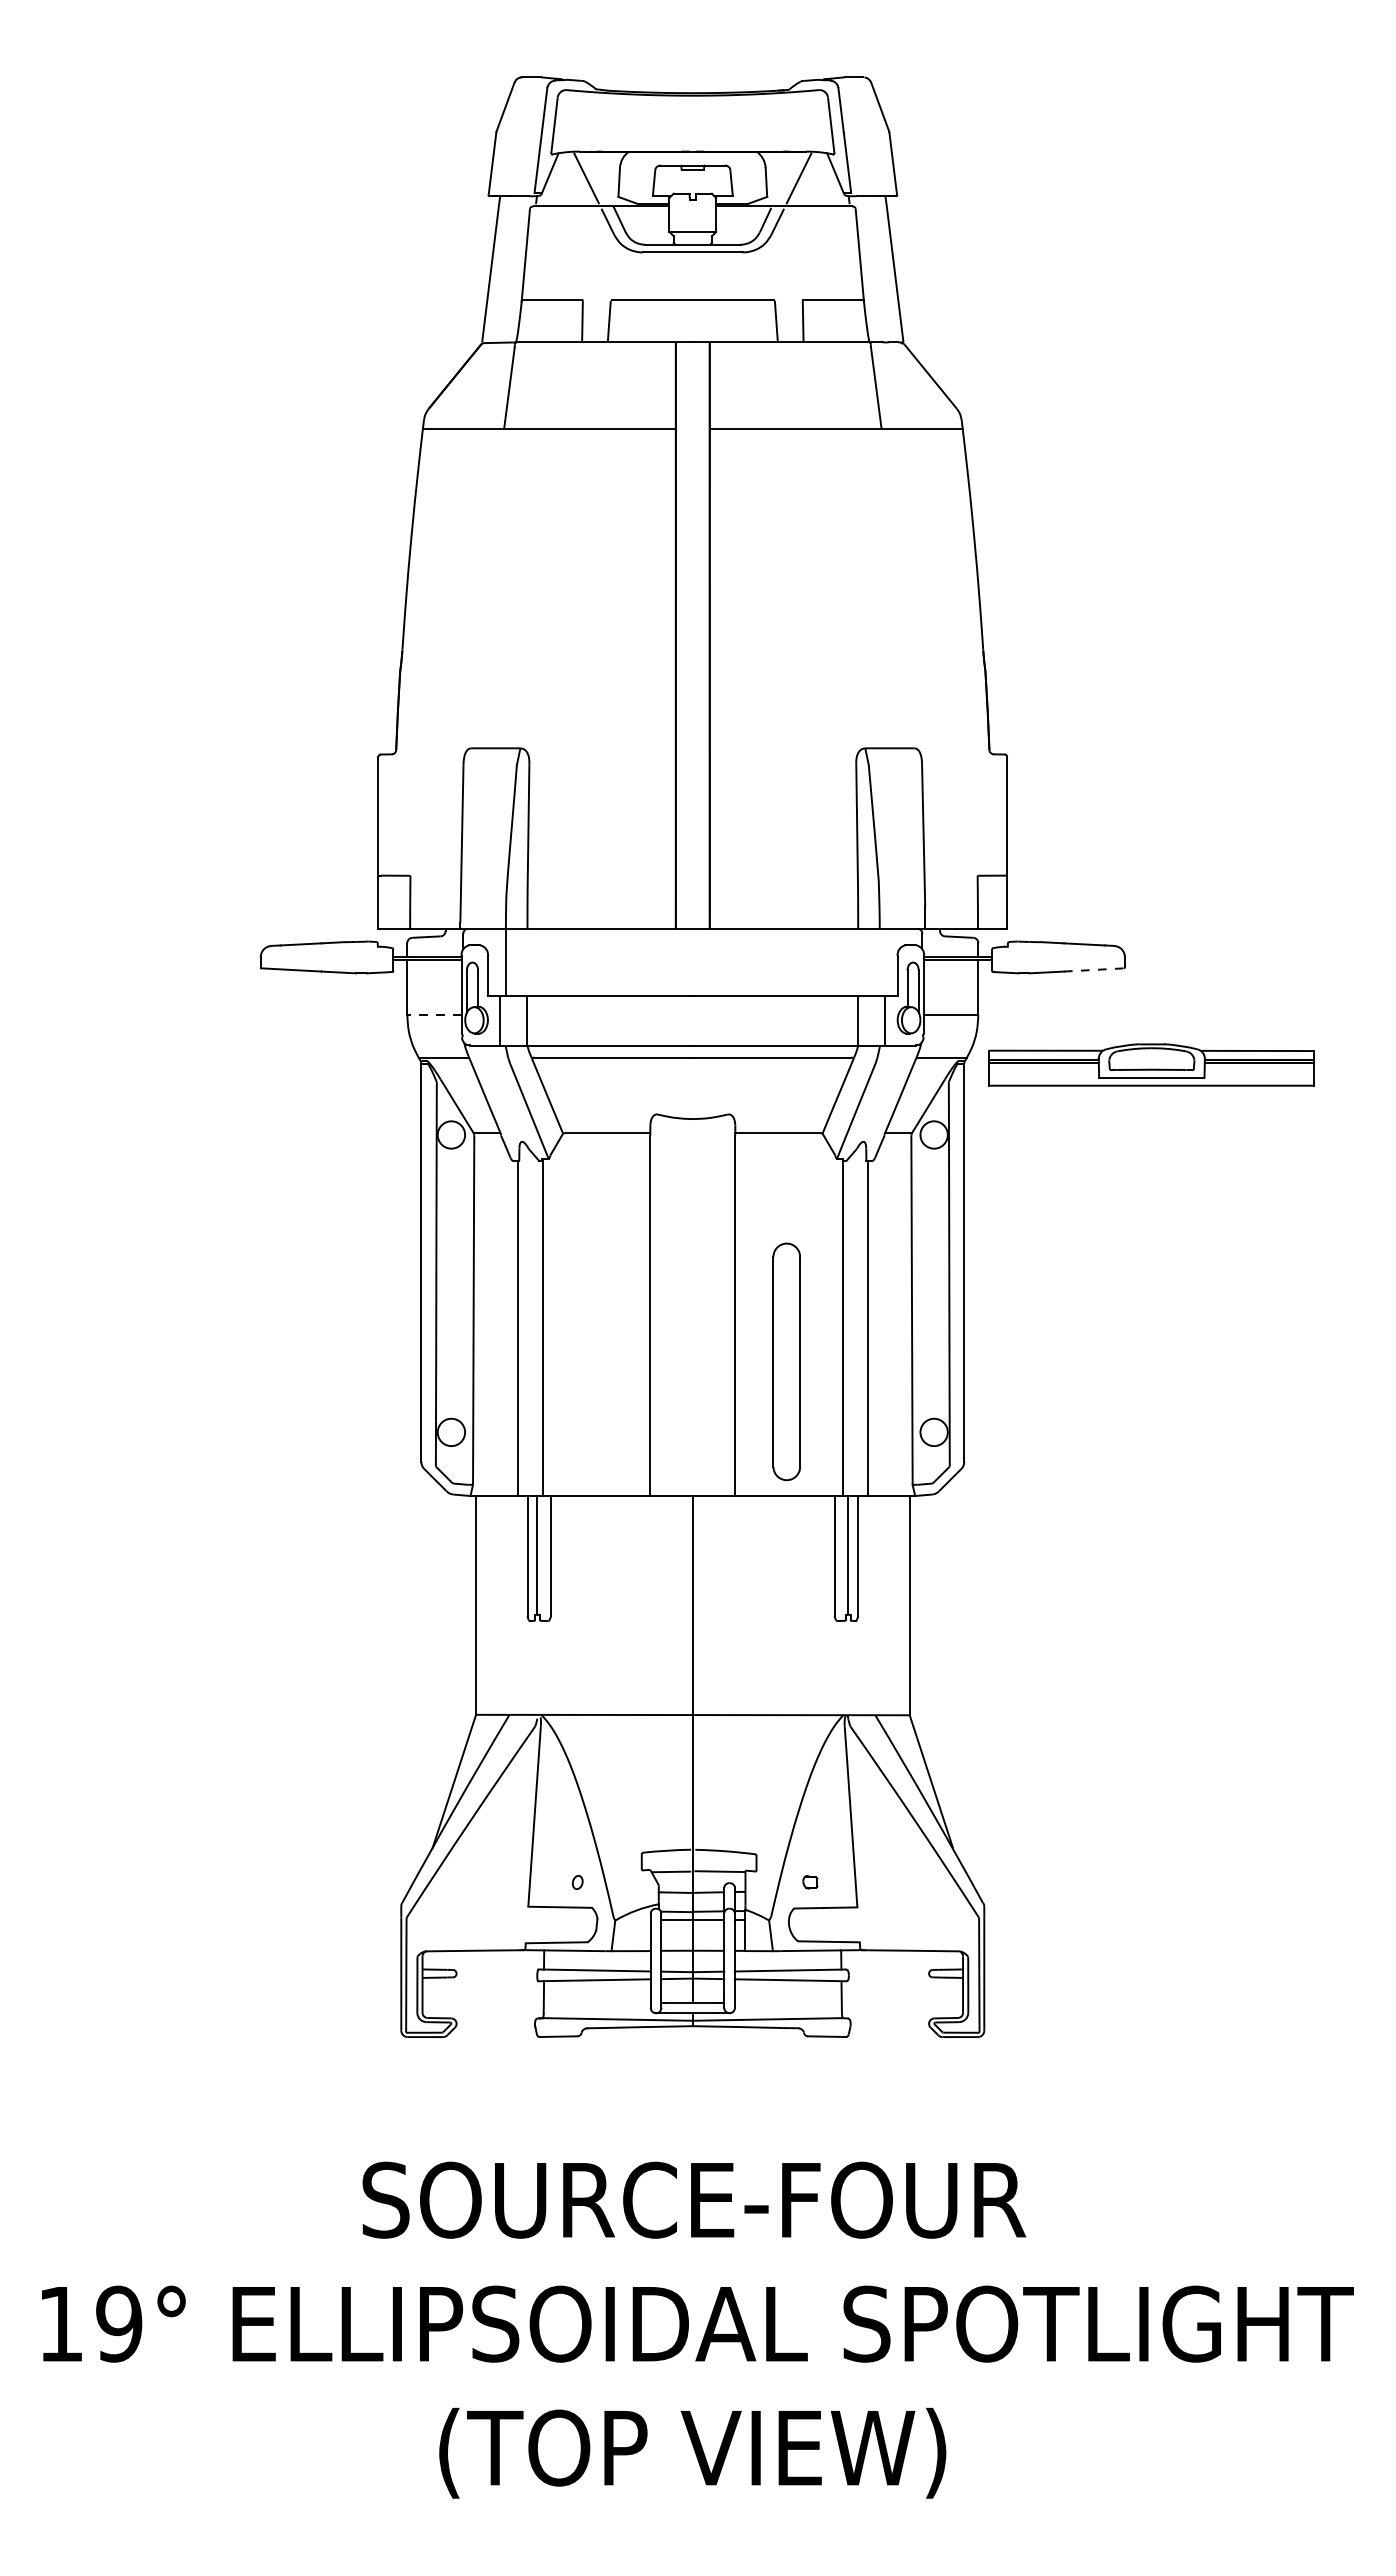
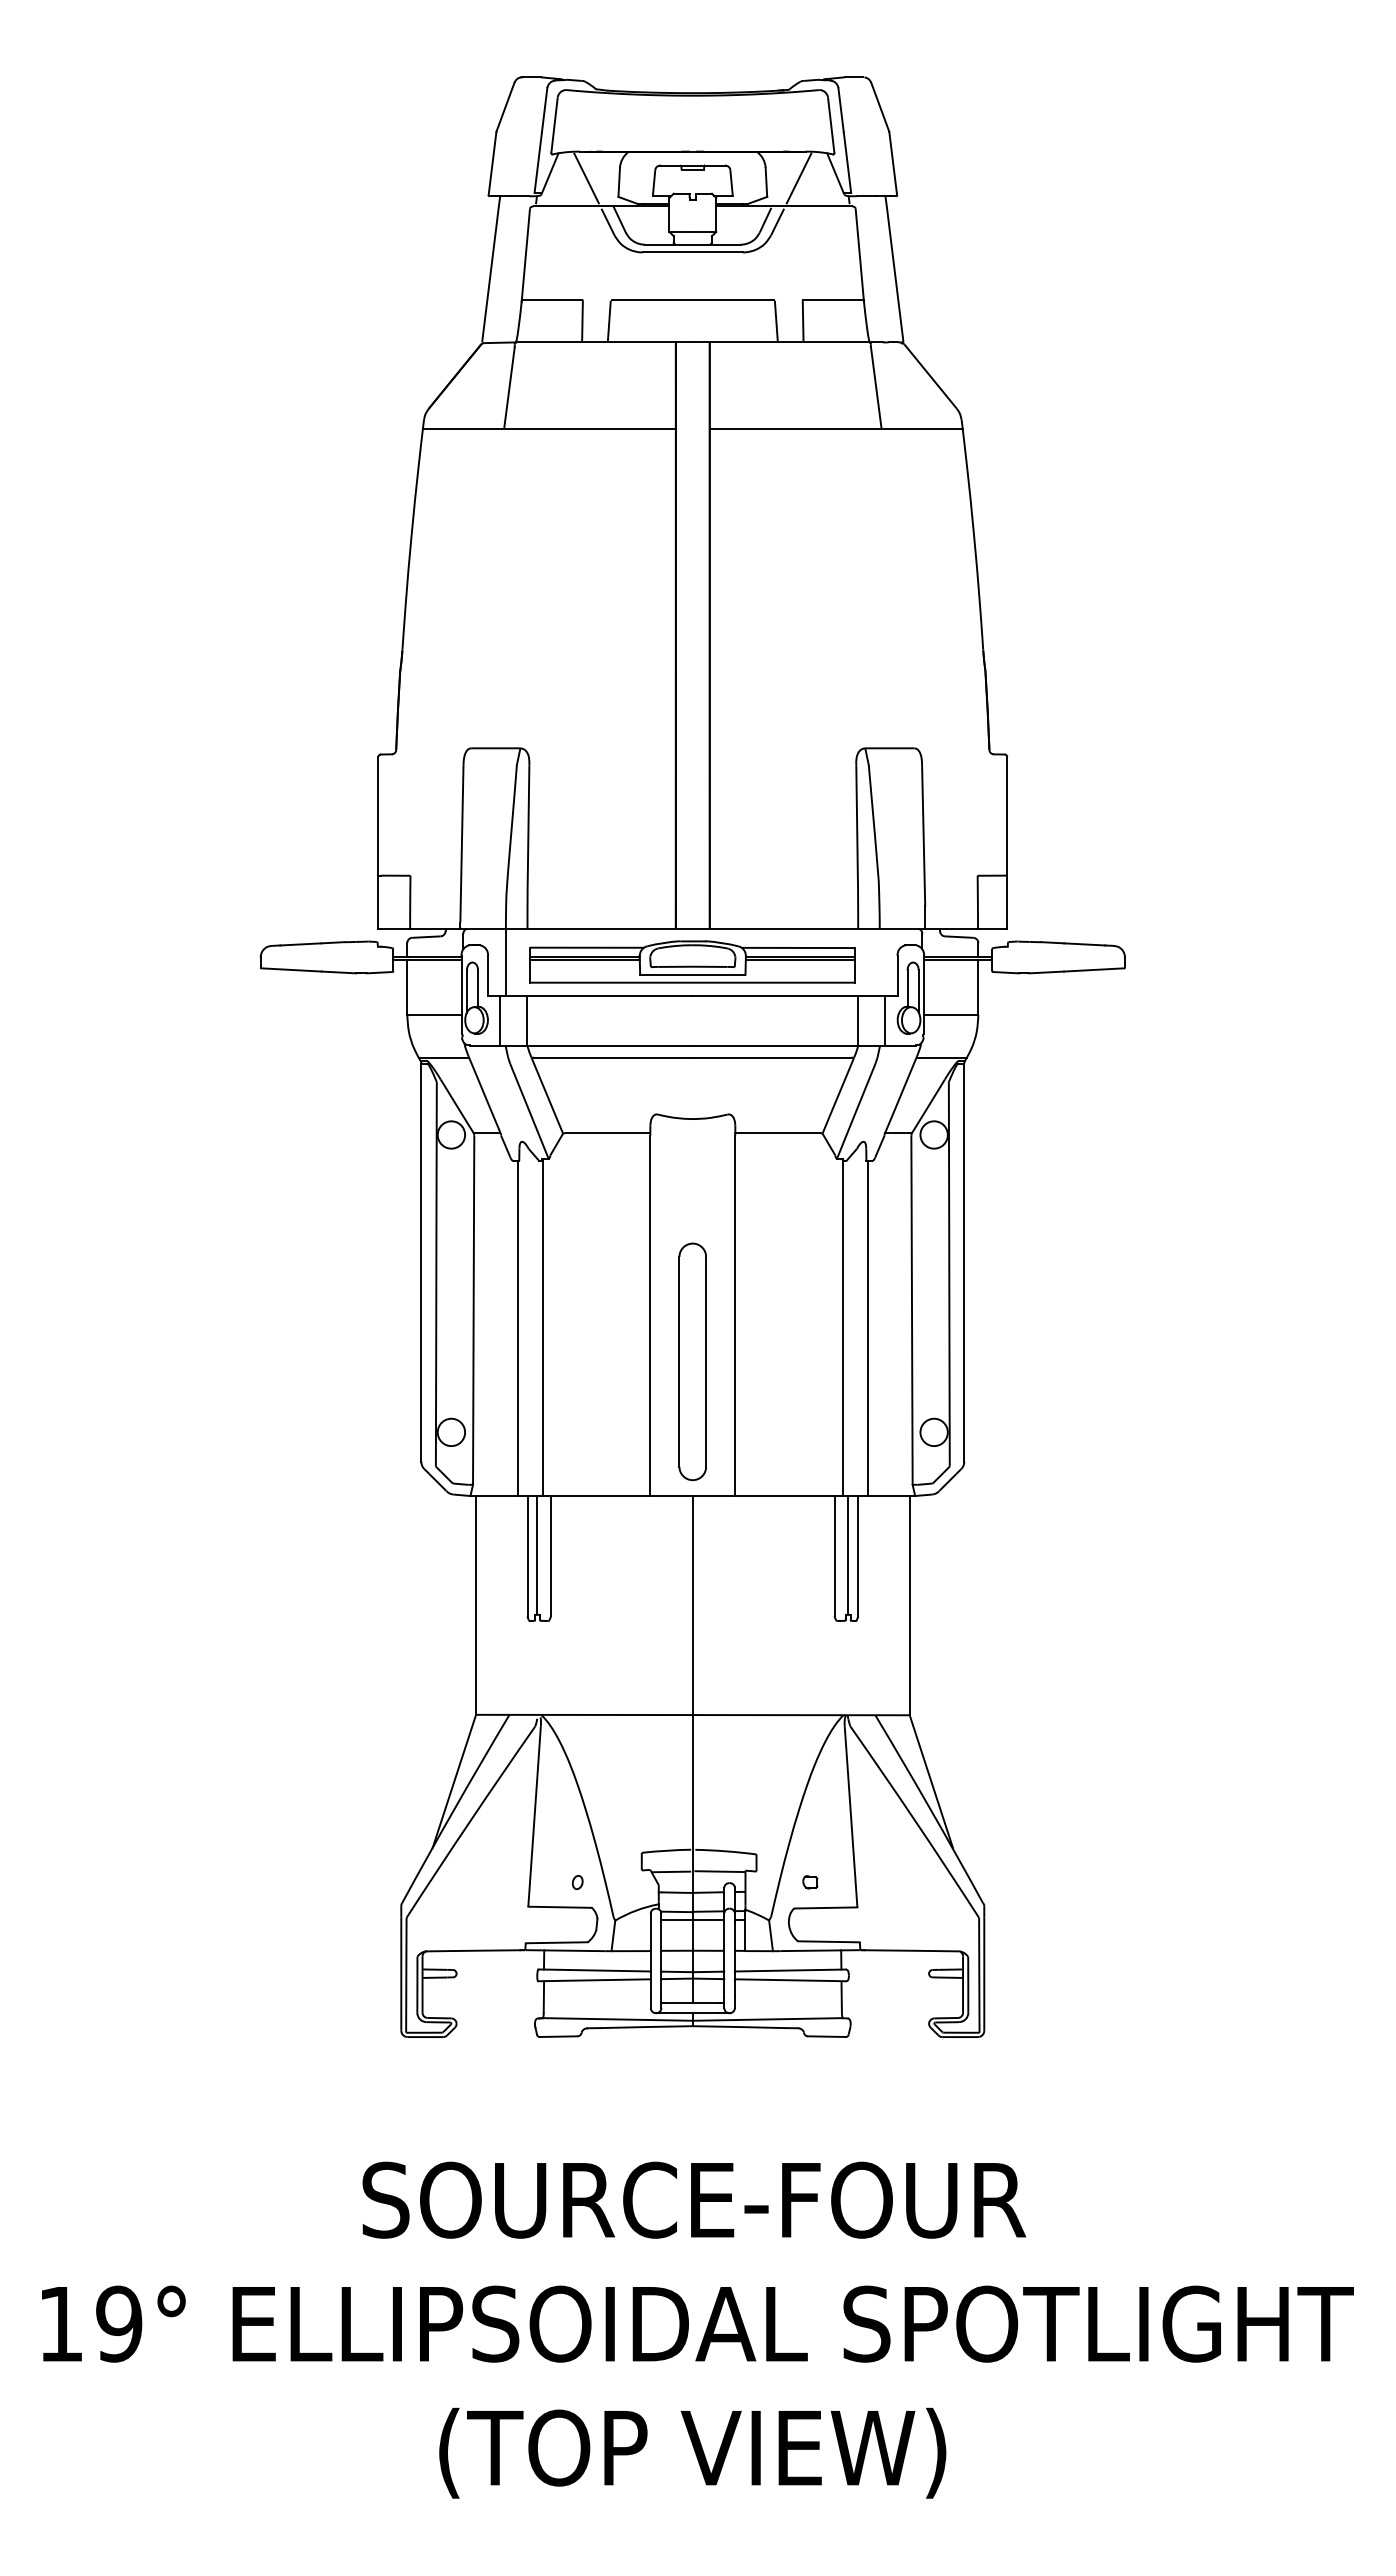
line: dashed -> solid (1094, 969)
line: dashed -> solid (434, 1015)
part position: (1151, 1064) -> (692, 961) (692, 961)
part position: (786, 1361) -> (692, 1361) (692, 1361)
